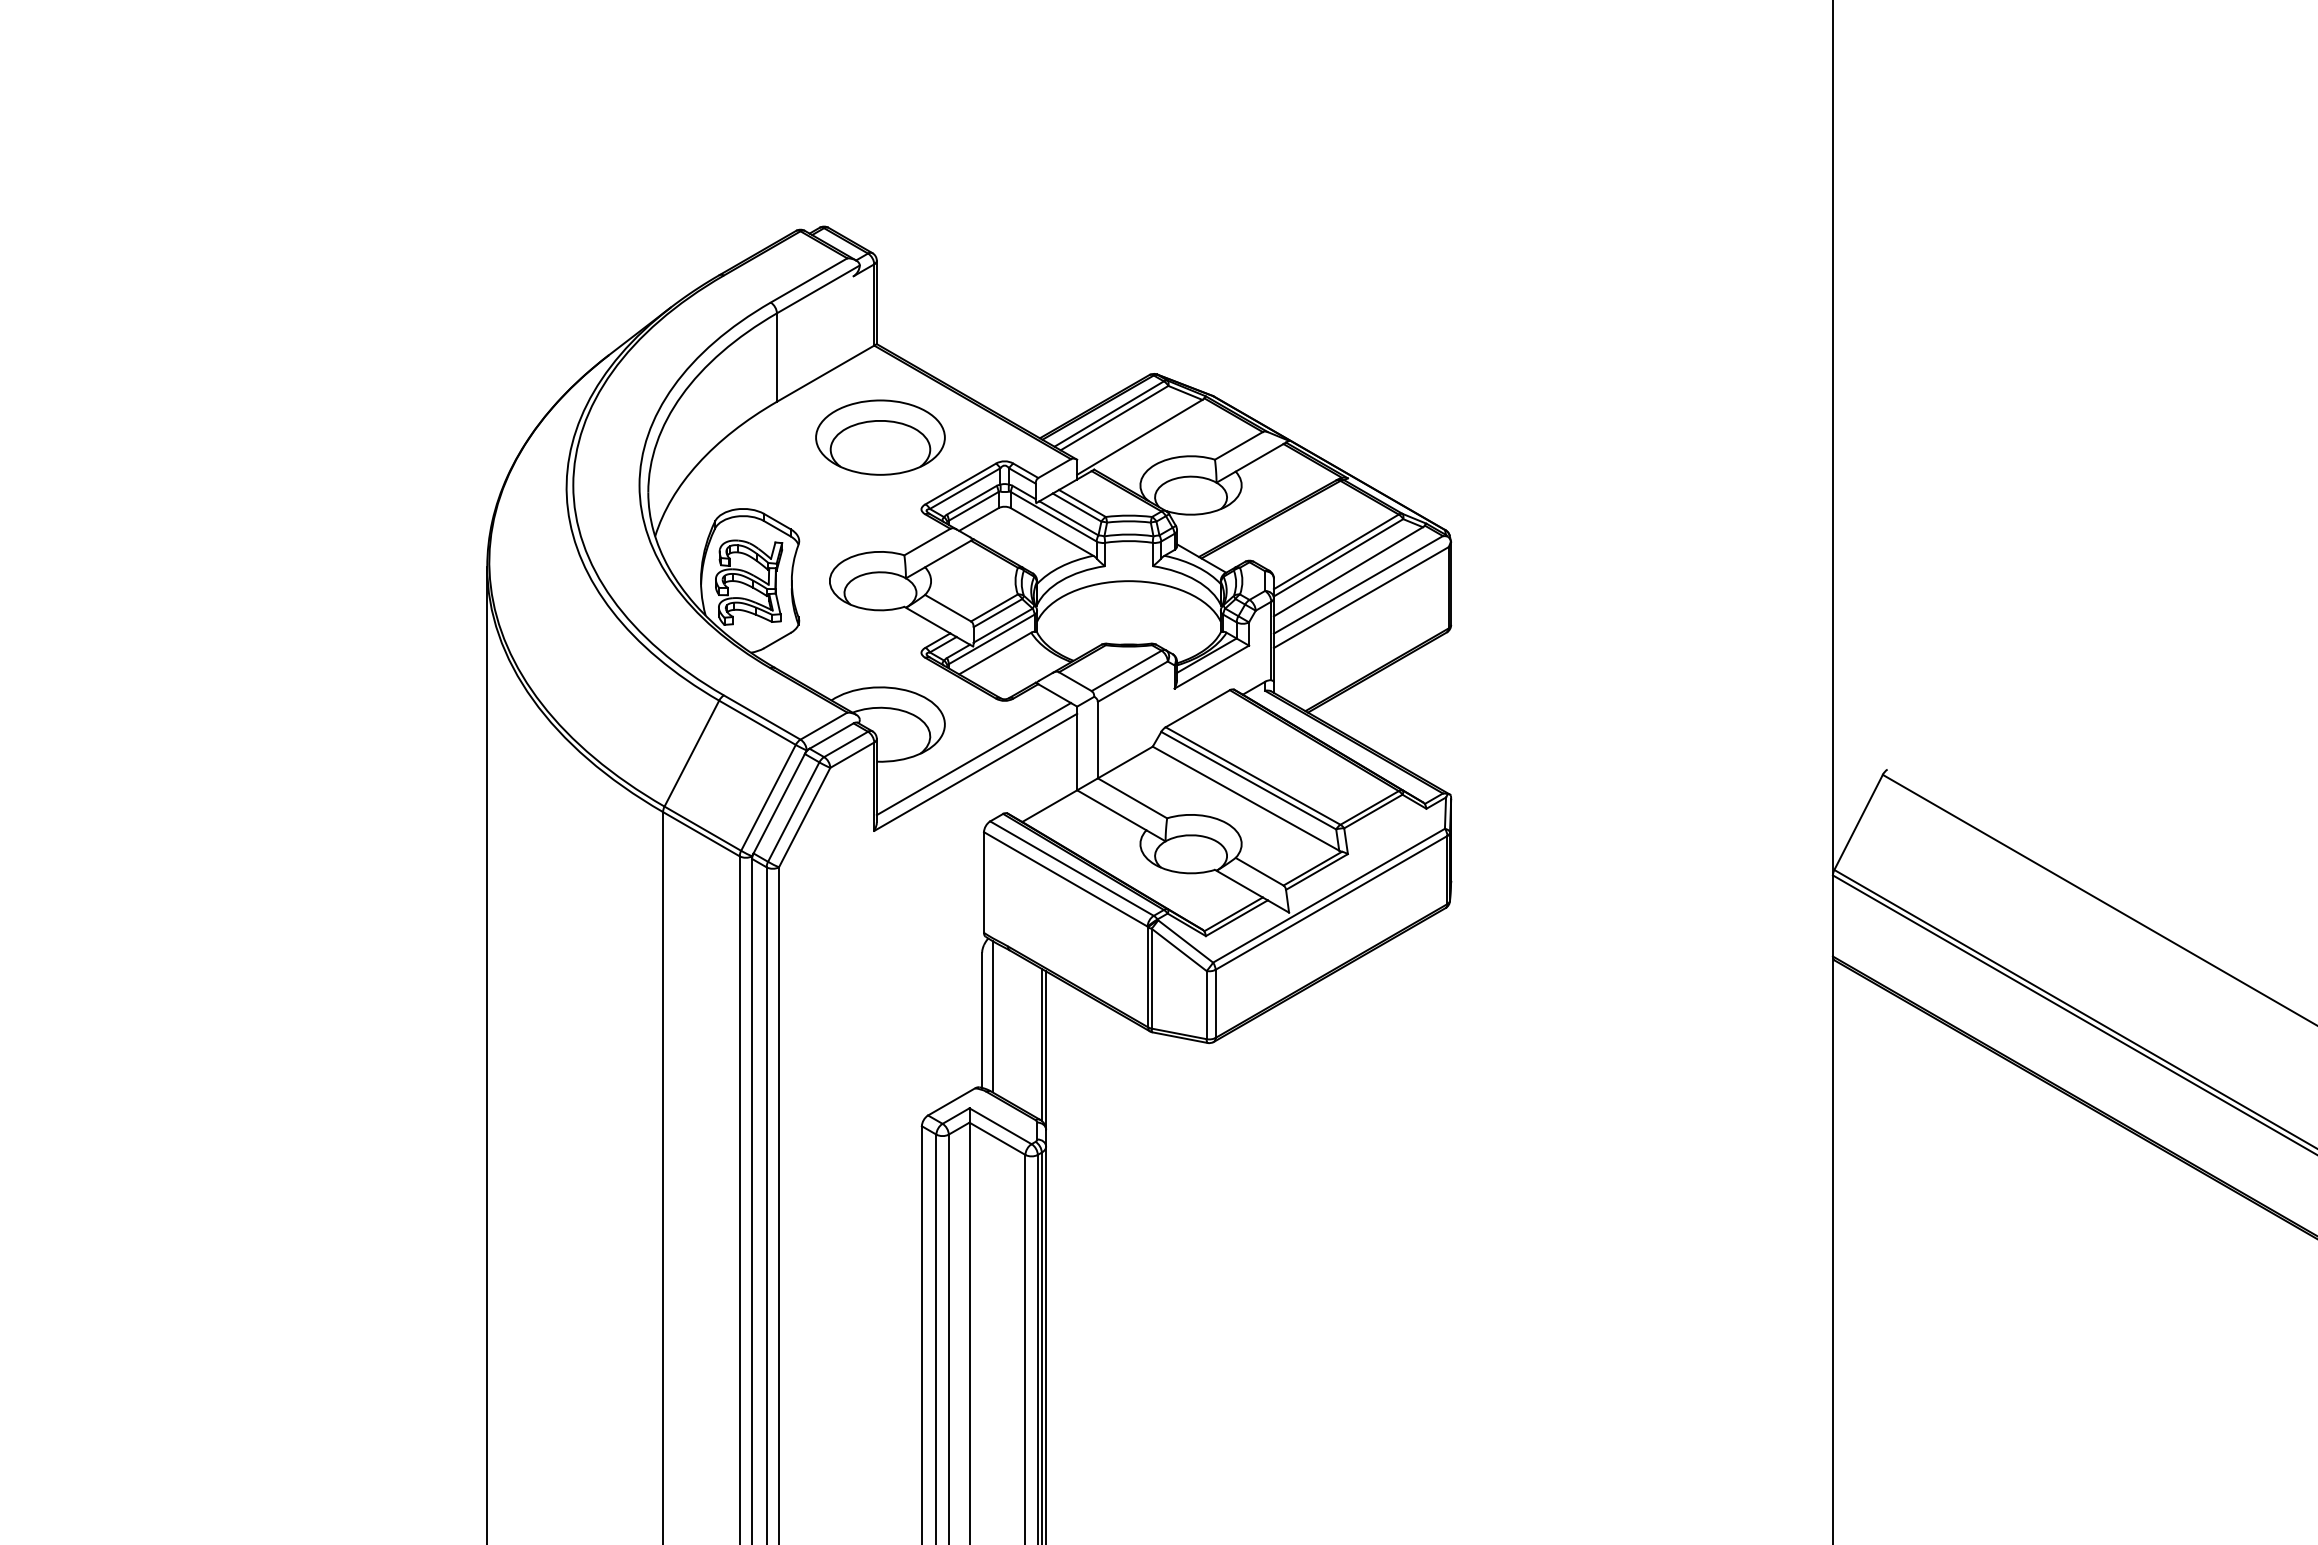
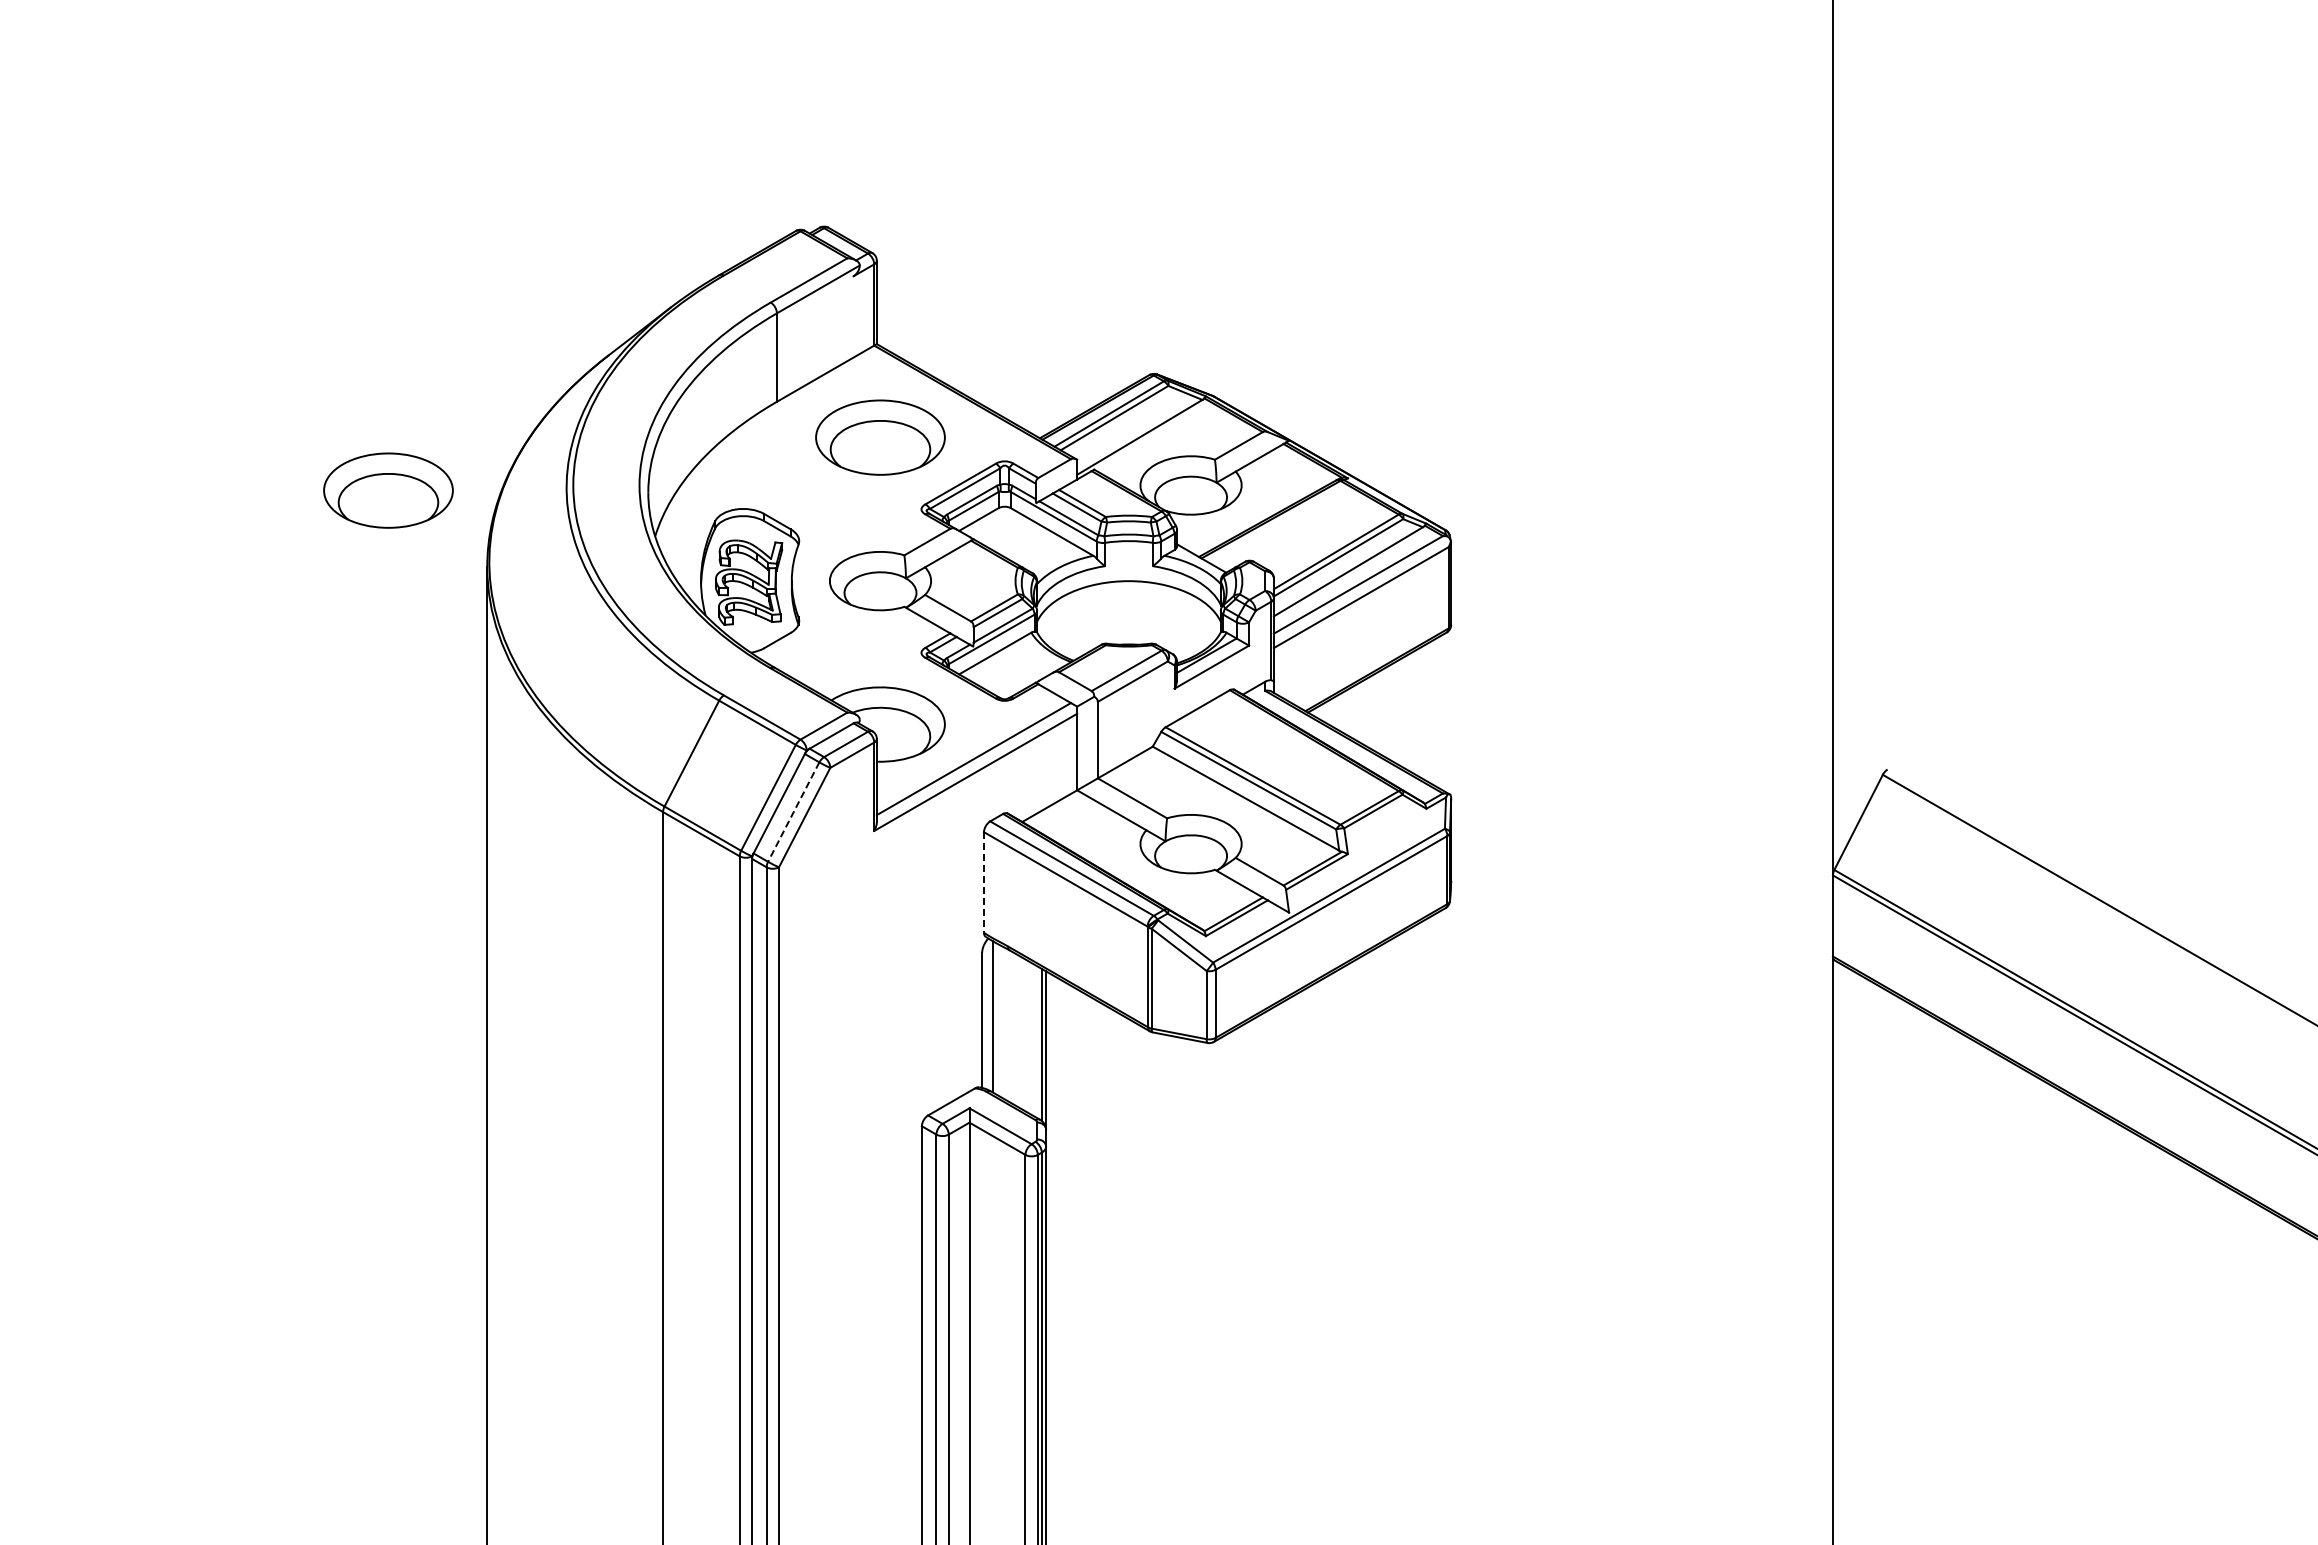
part: none -> present (388, 490)
line: solid -> dashed (793, 812)
line: solid -> dashed (984, 883)
